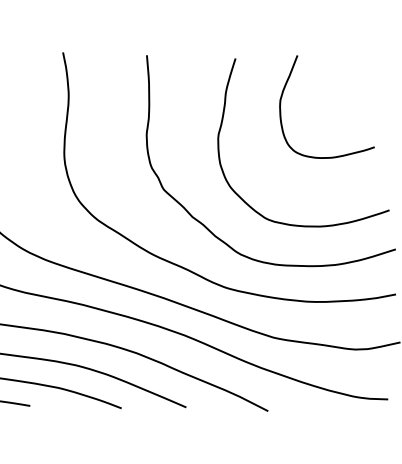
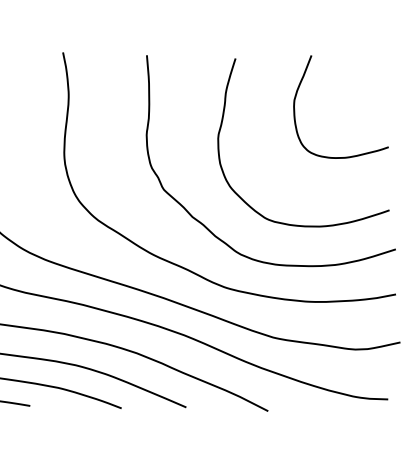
curve position: (283, 94) -> (297, 94) (297, 94)
